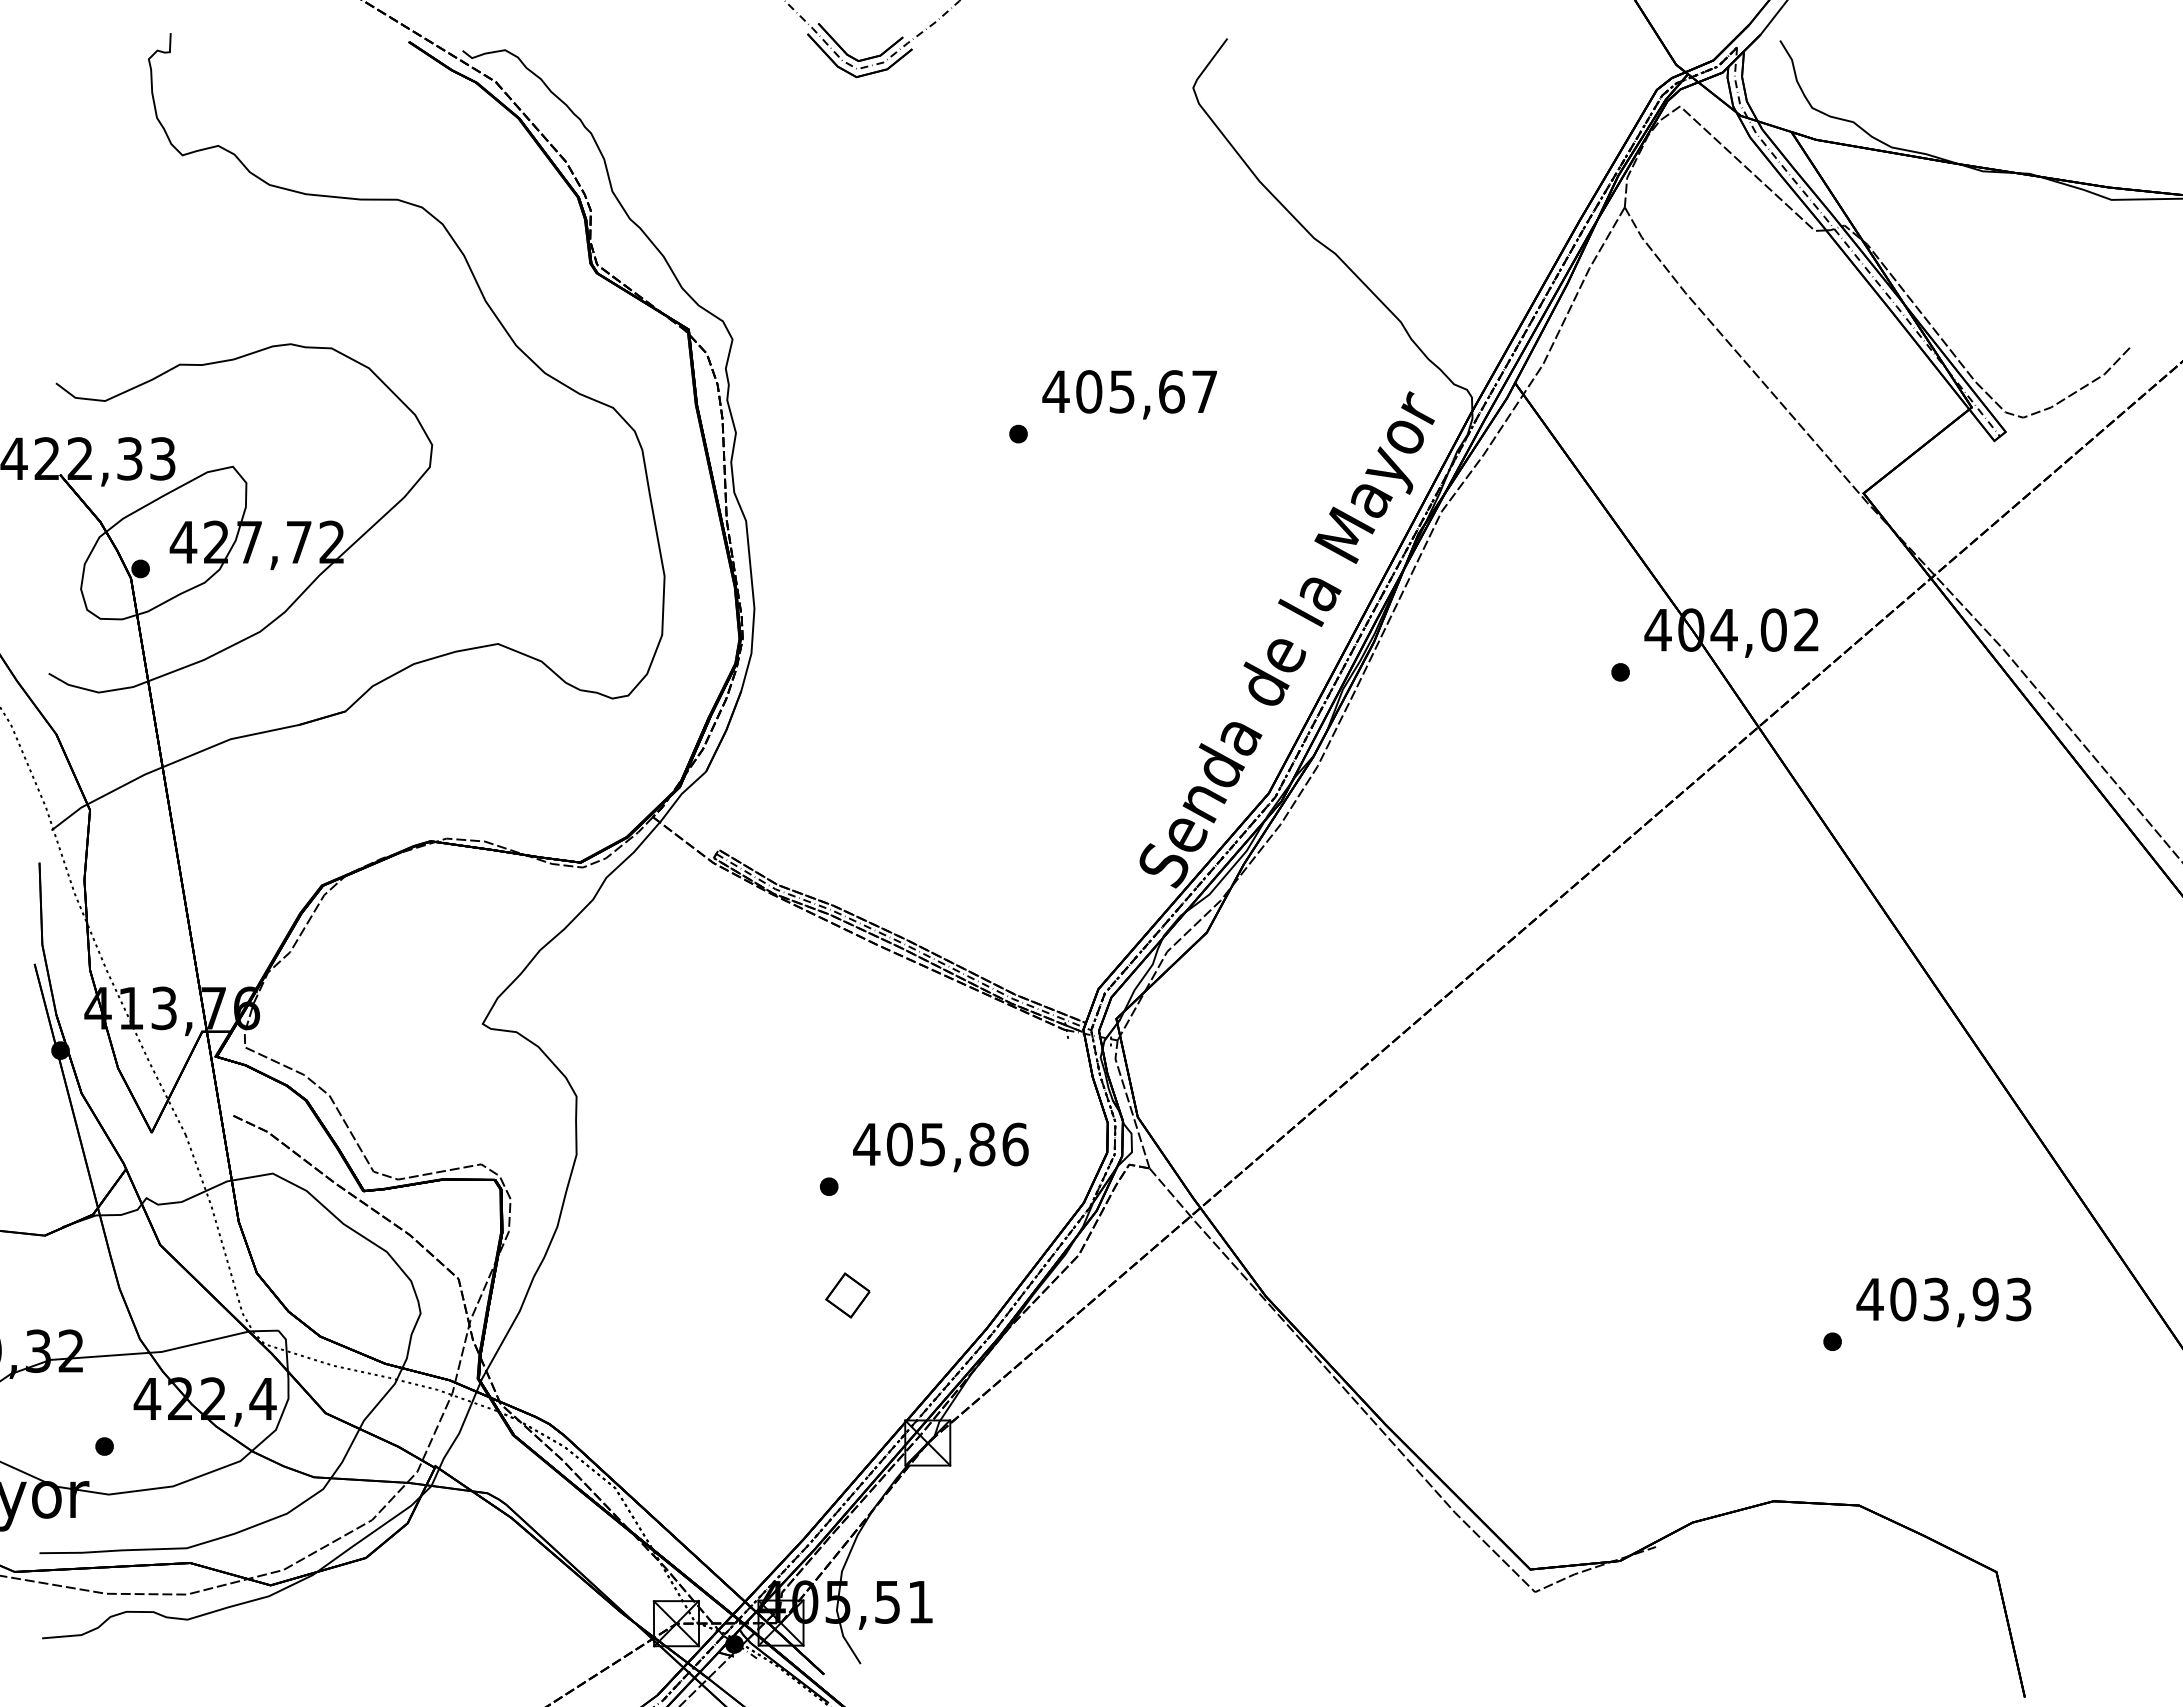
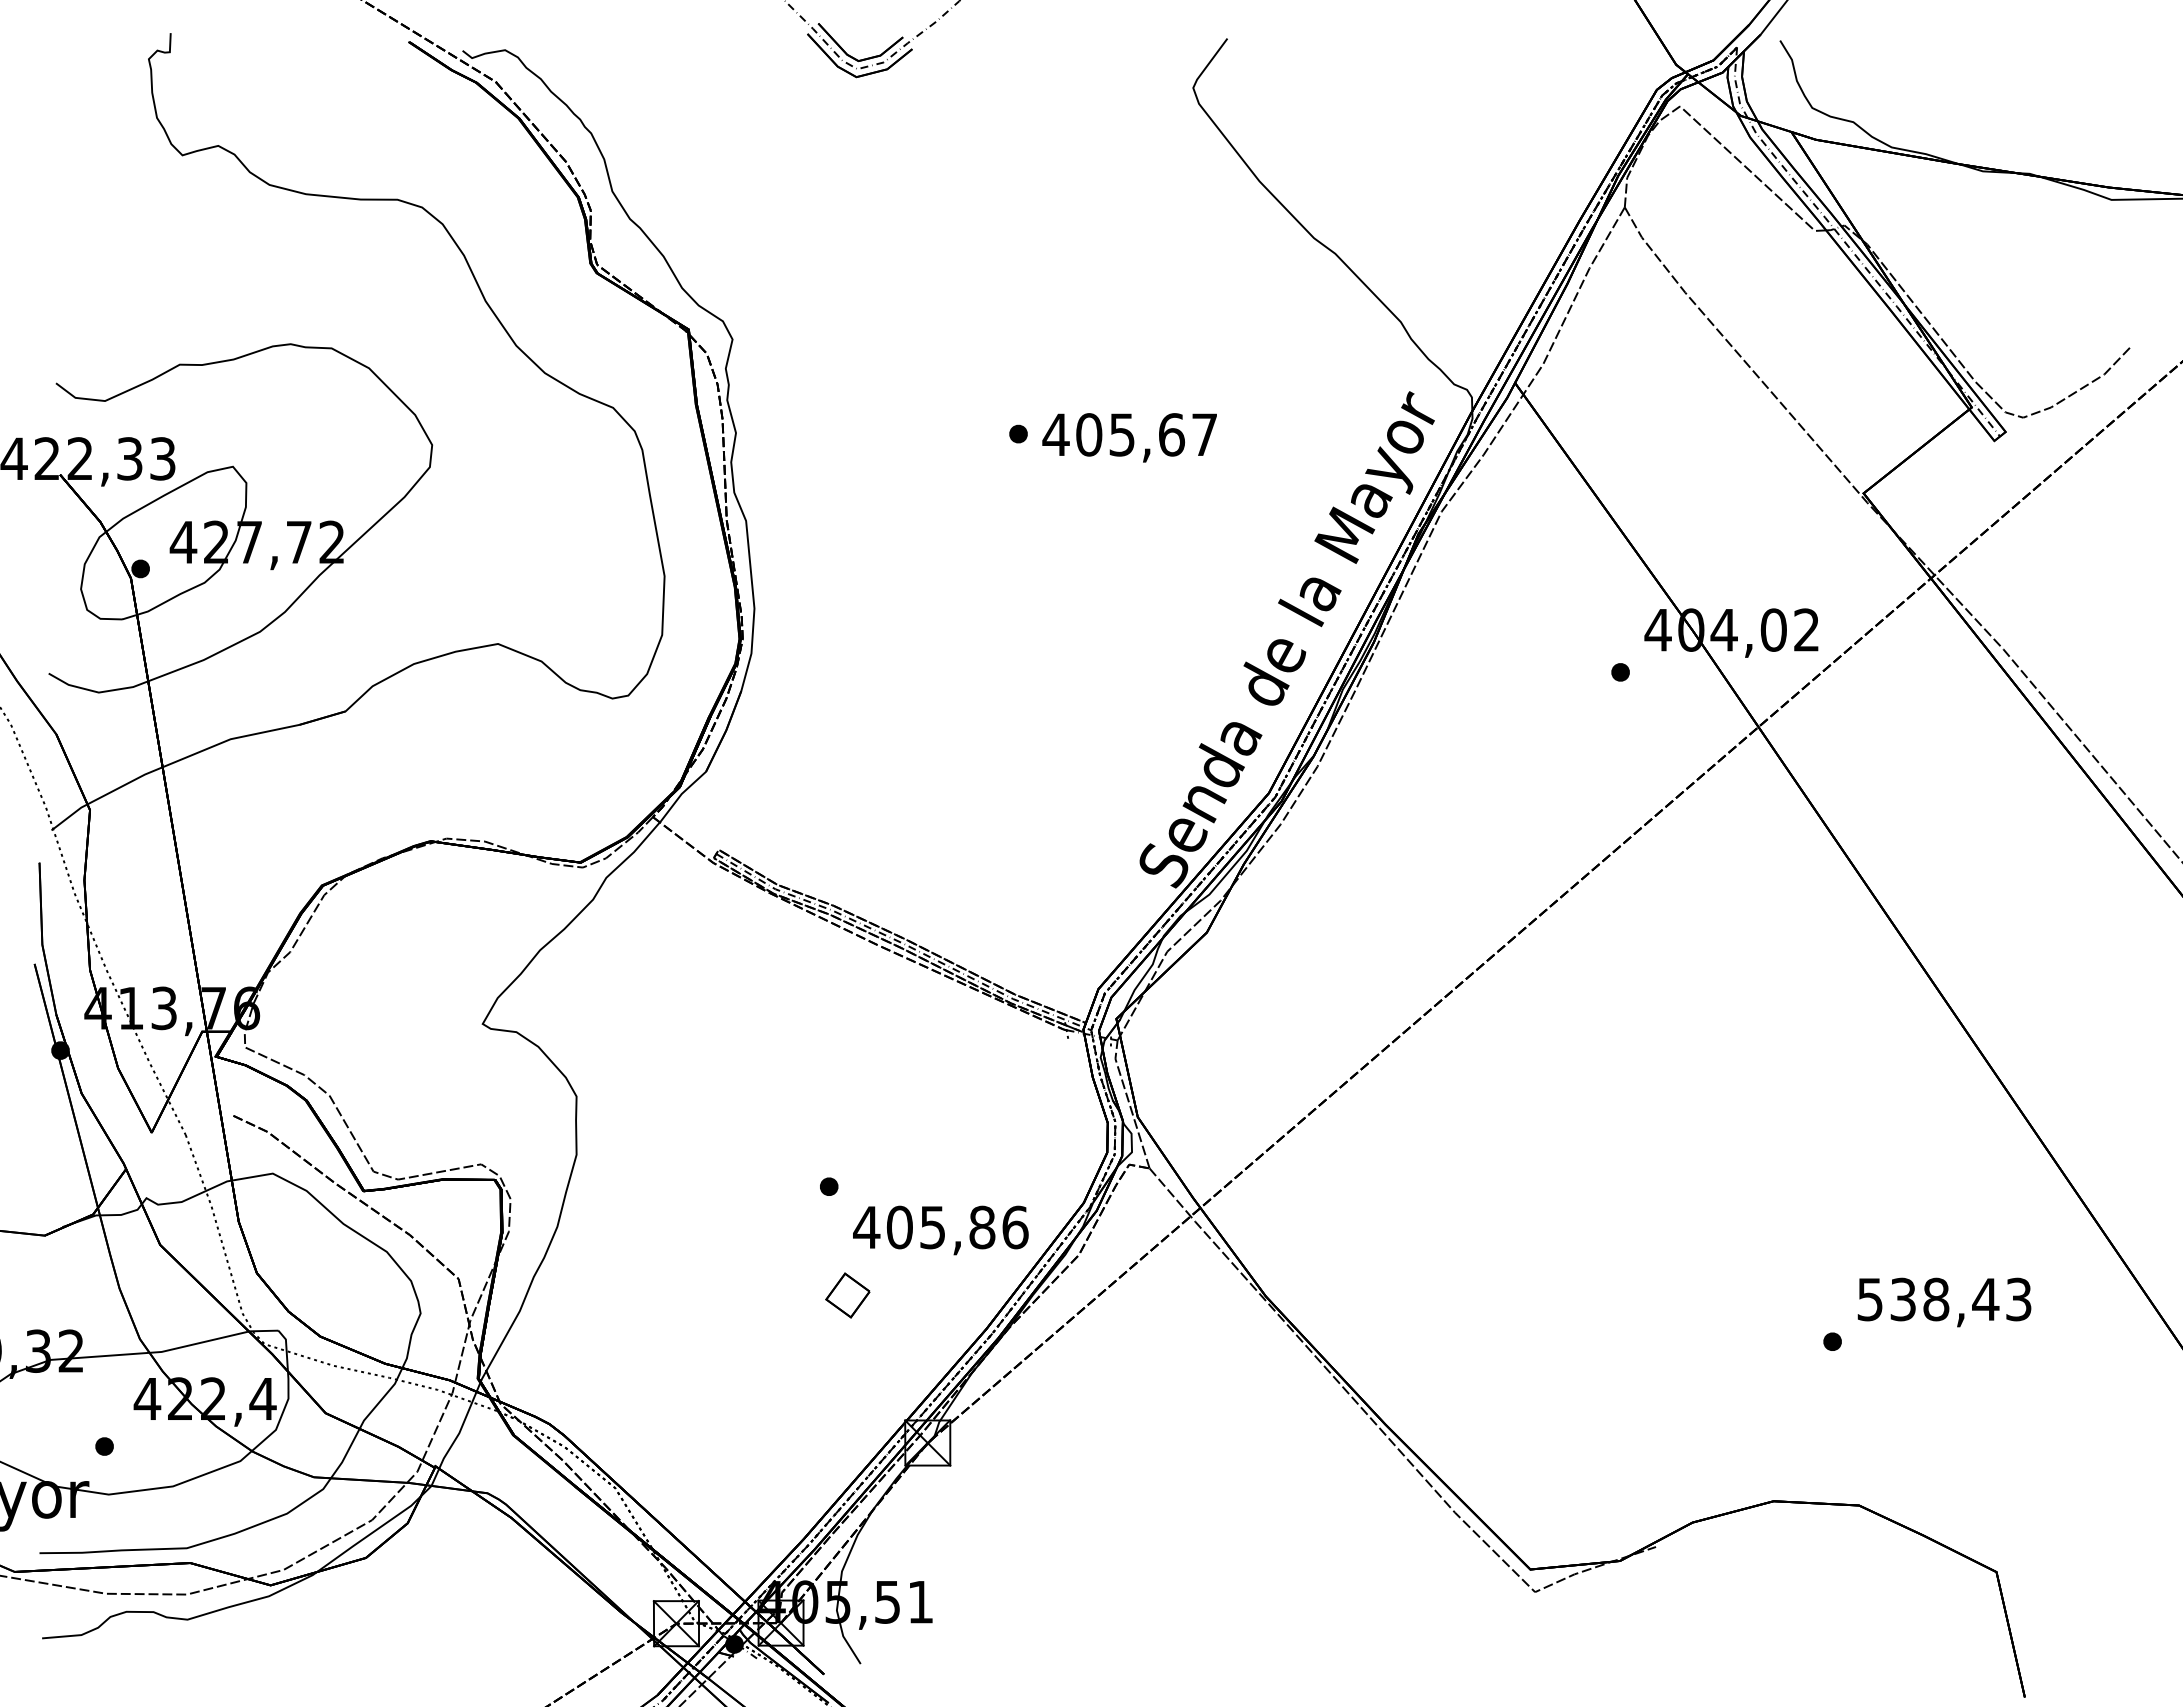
text position: (1129, 394) -> (1129, 437) (1129, 437)
text position: (940, 1147) -> (940, 1230) (940, 1230)
text: 403,93 -> 538,43 (1927, 1299)
